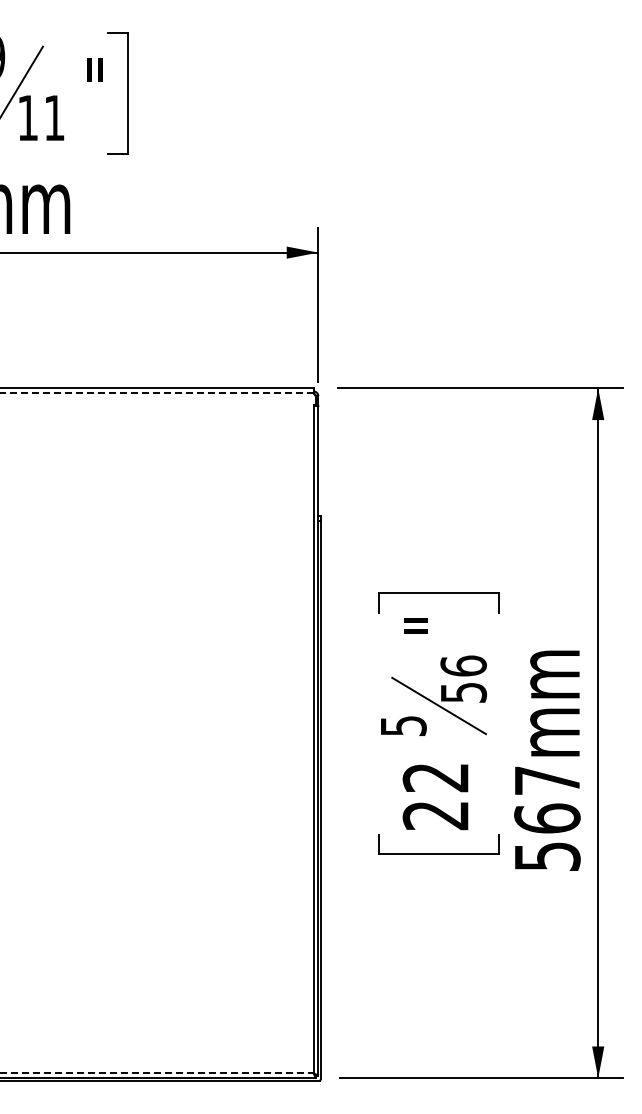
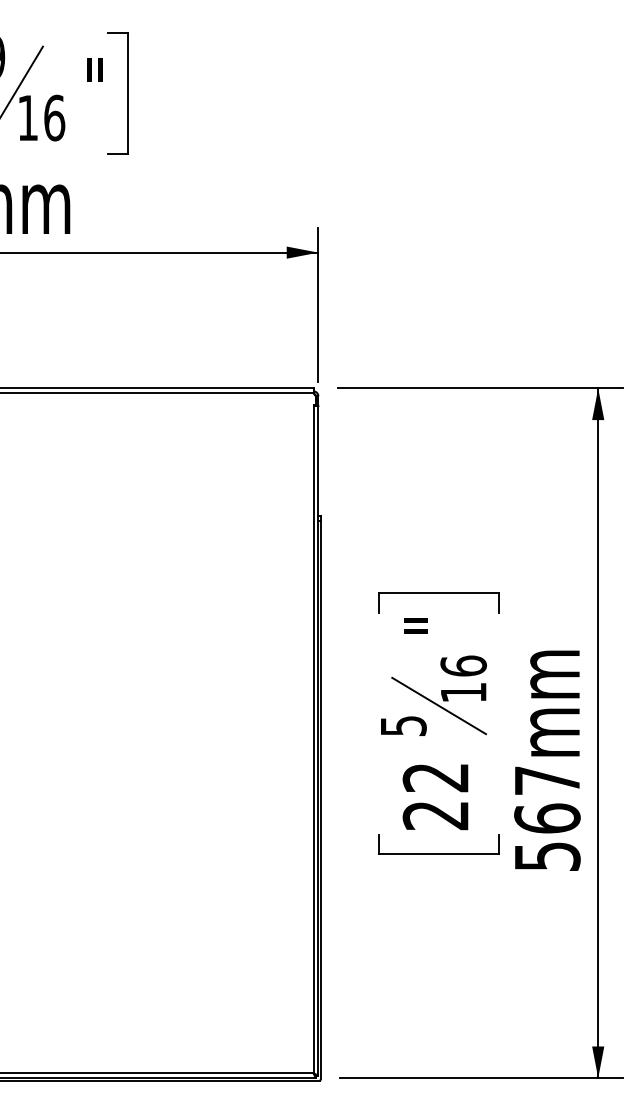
text: 11 -> 16 (54, 117)
line: dashed -> solid (156, 393)
text: 56 -> 16 (464, 692)
line: dashed -> solid (157, 1073)
